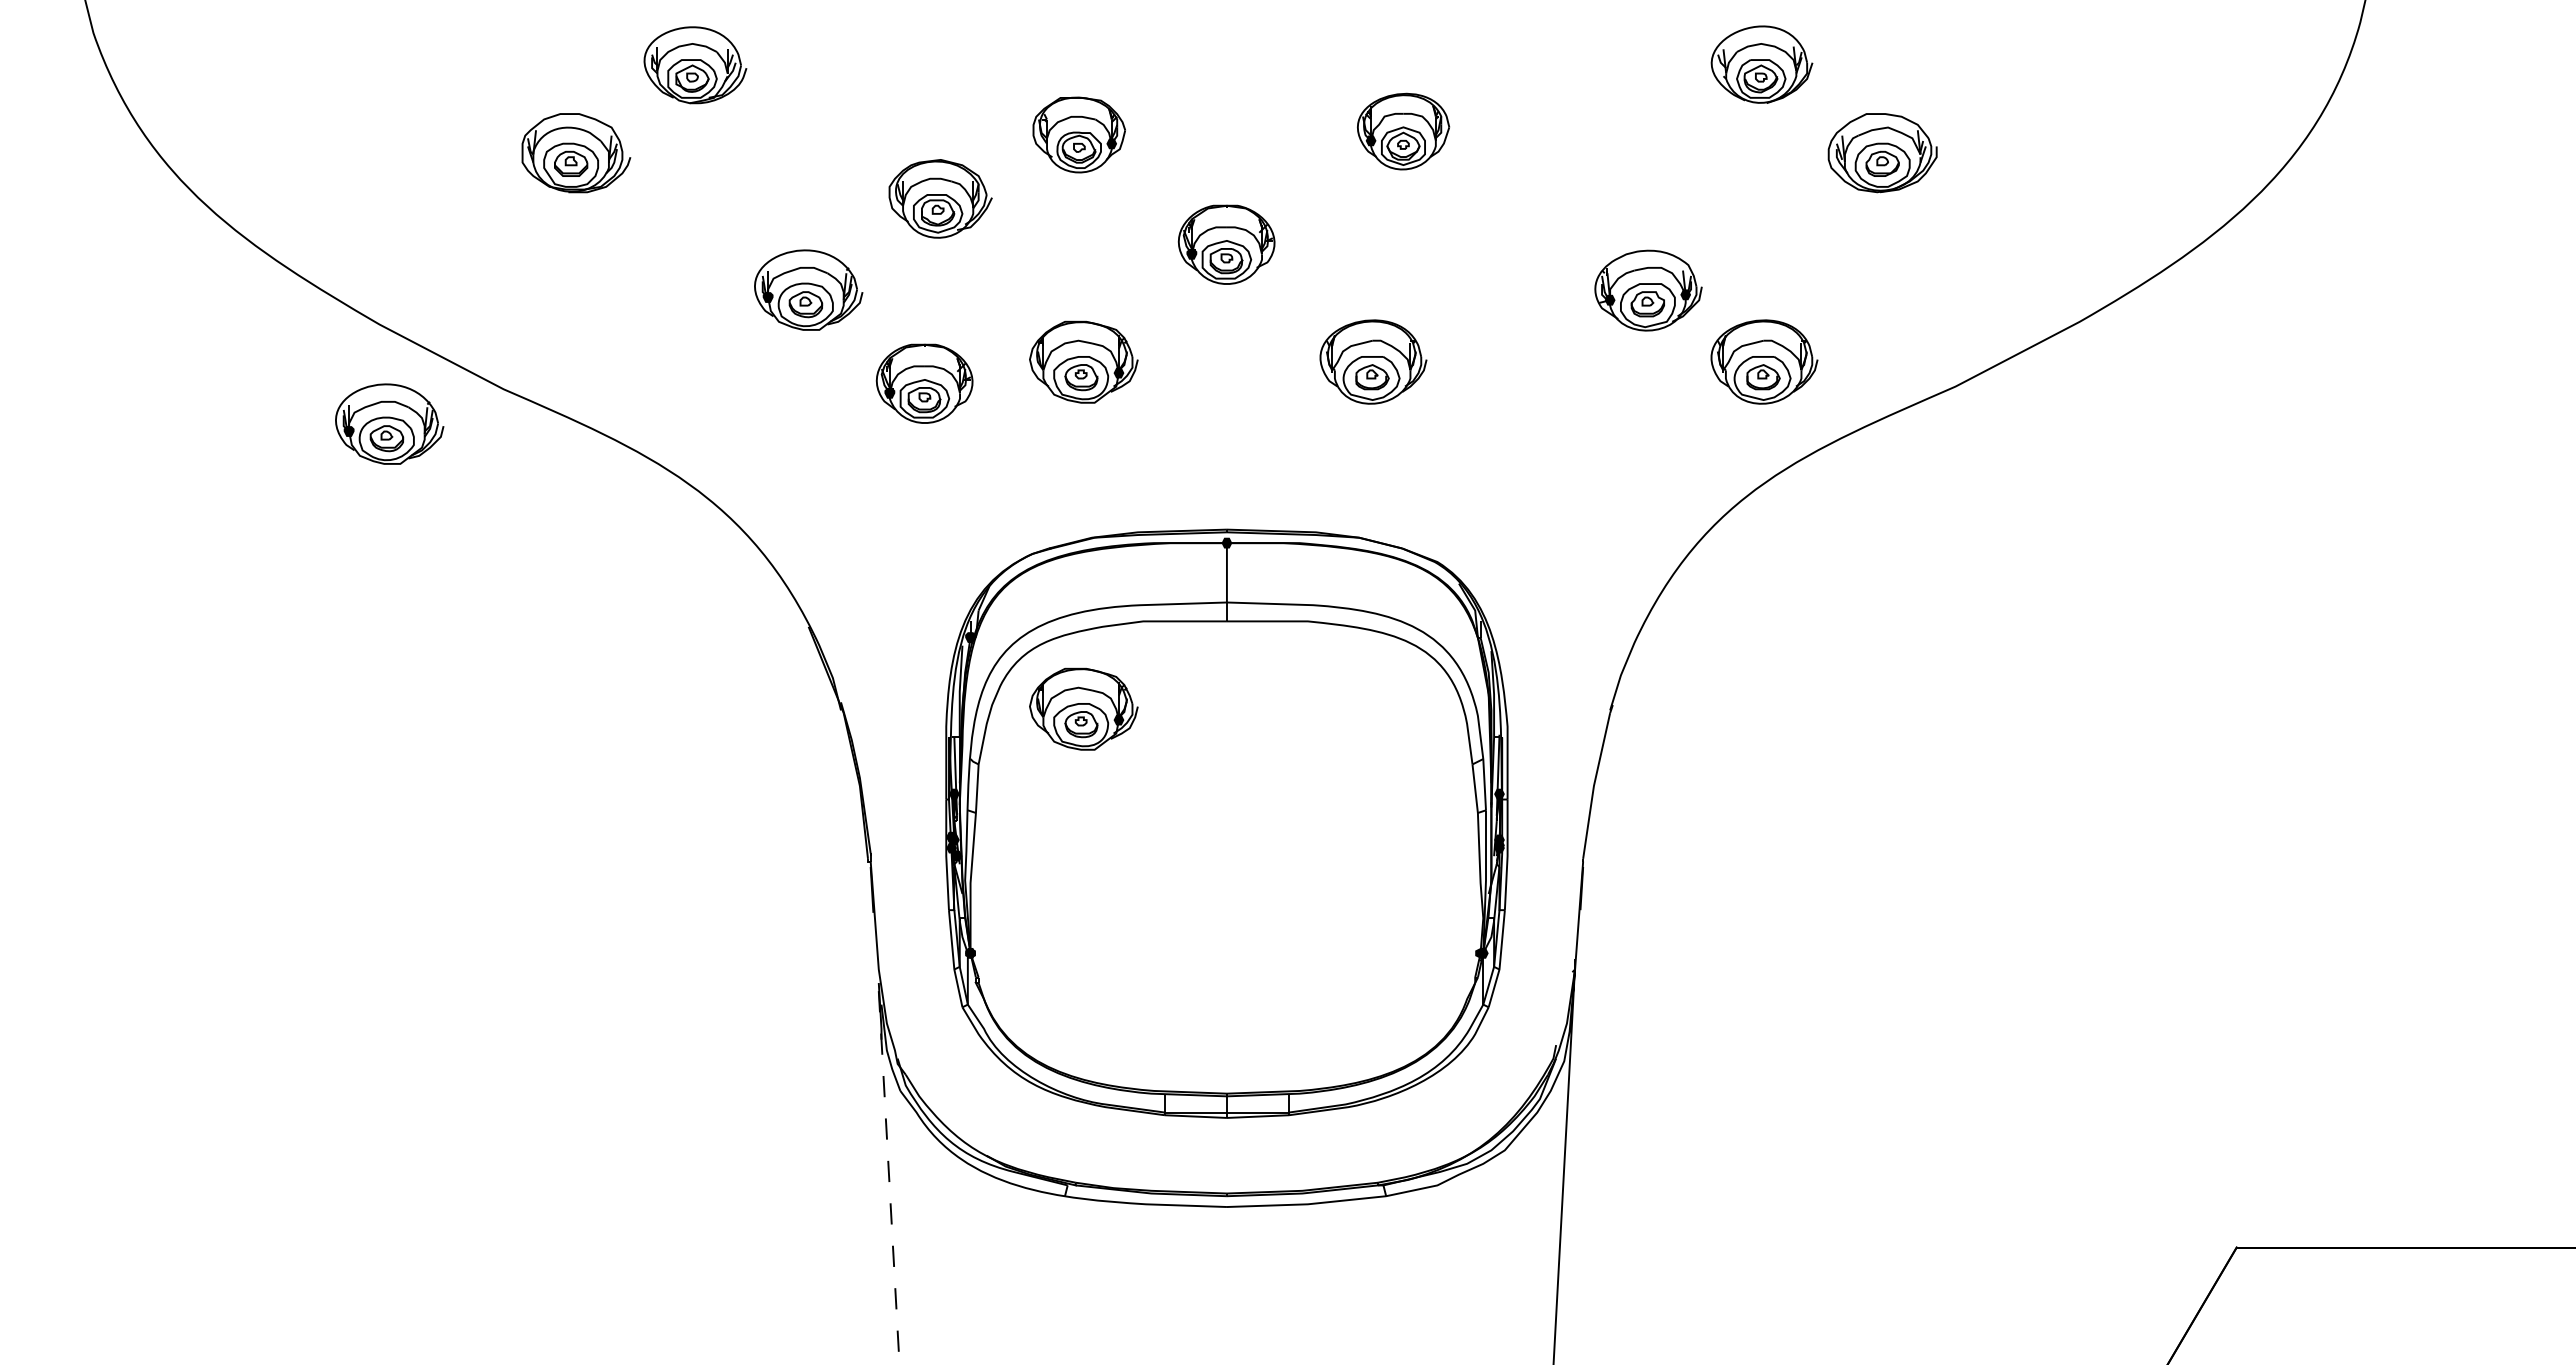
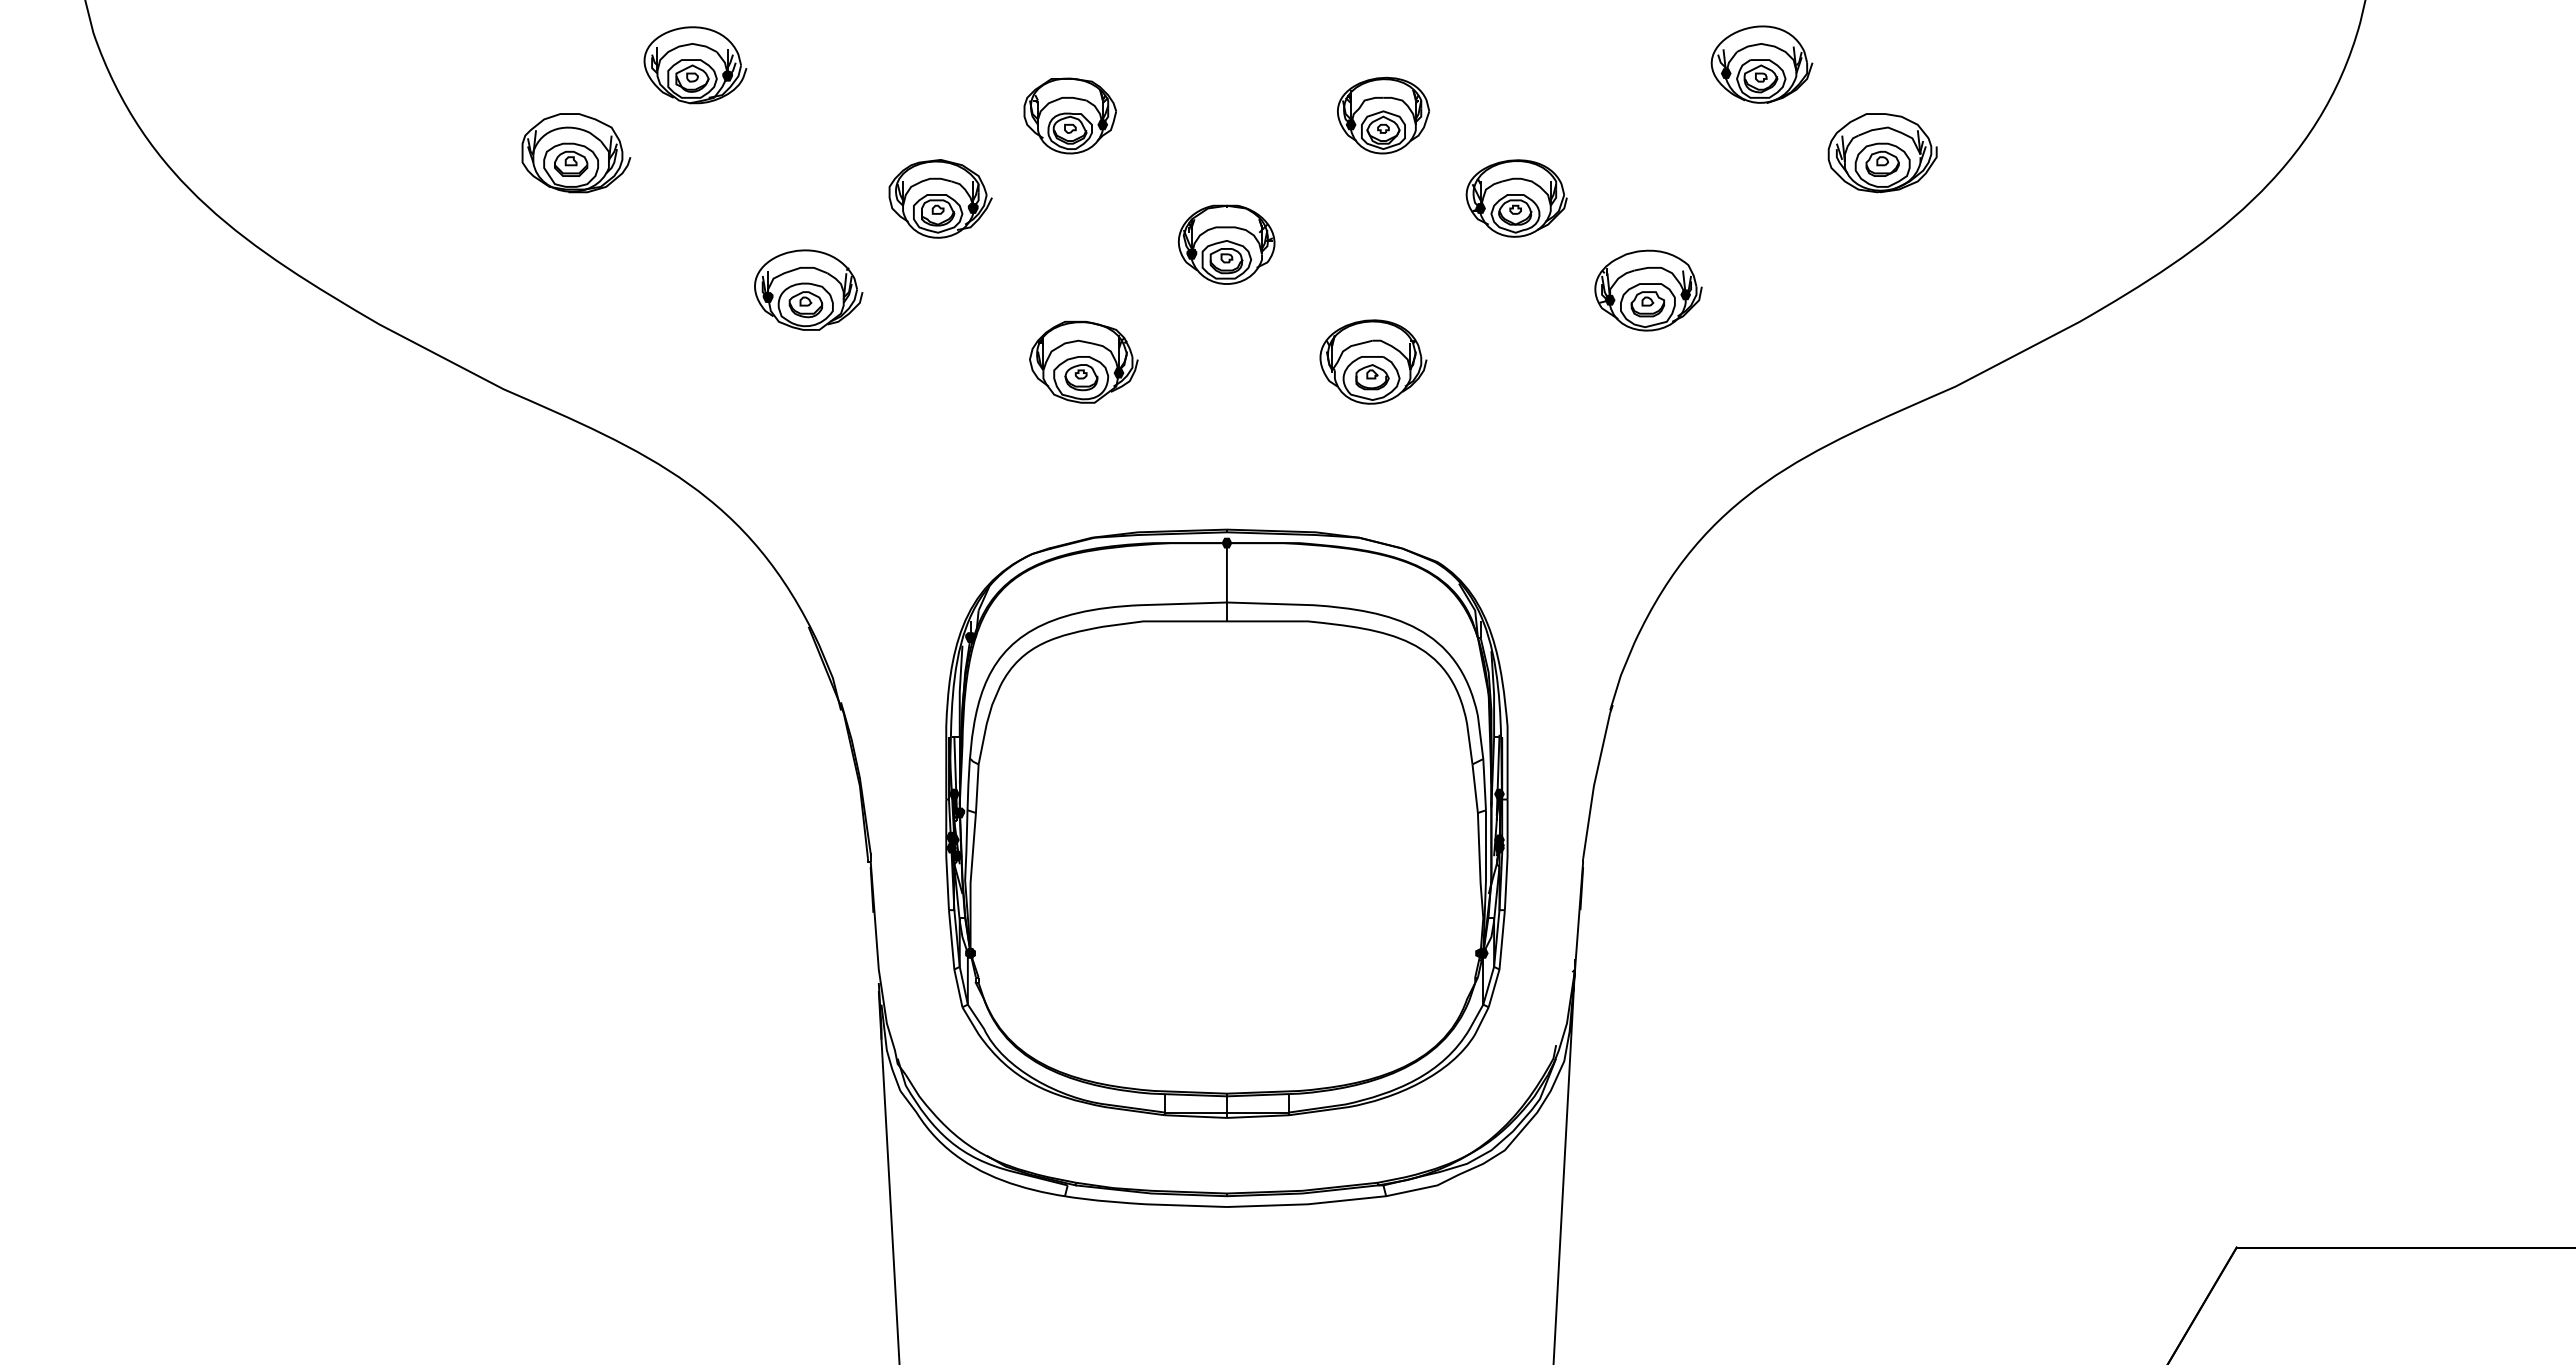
fill: none -> present (1725, 73)
fill: none -> present (727, 75)
part position: (1403, 131) -> (1383, 115) (1383, 115)
part position: (1078, 134) -> (1069, 115) (1069, 115)
part: none -> present (1516, 198)
fill: none -> present (972, 208)
part: present -> none (1764, 361)
part: present -> none (924, 383)
part: present -> none (389, 423)
part: present -> none (1083, 708)
fill: none -> present (959, 812)
line: dashed -> solid (889, 1177)
